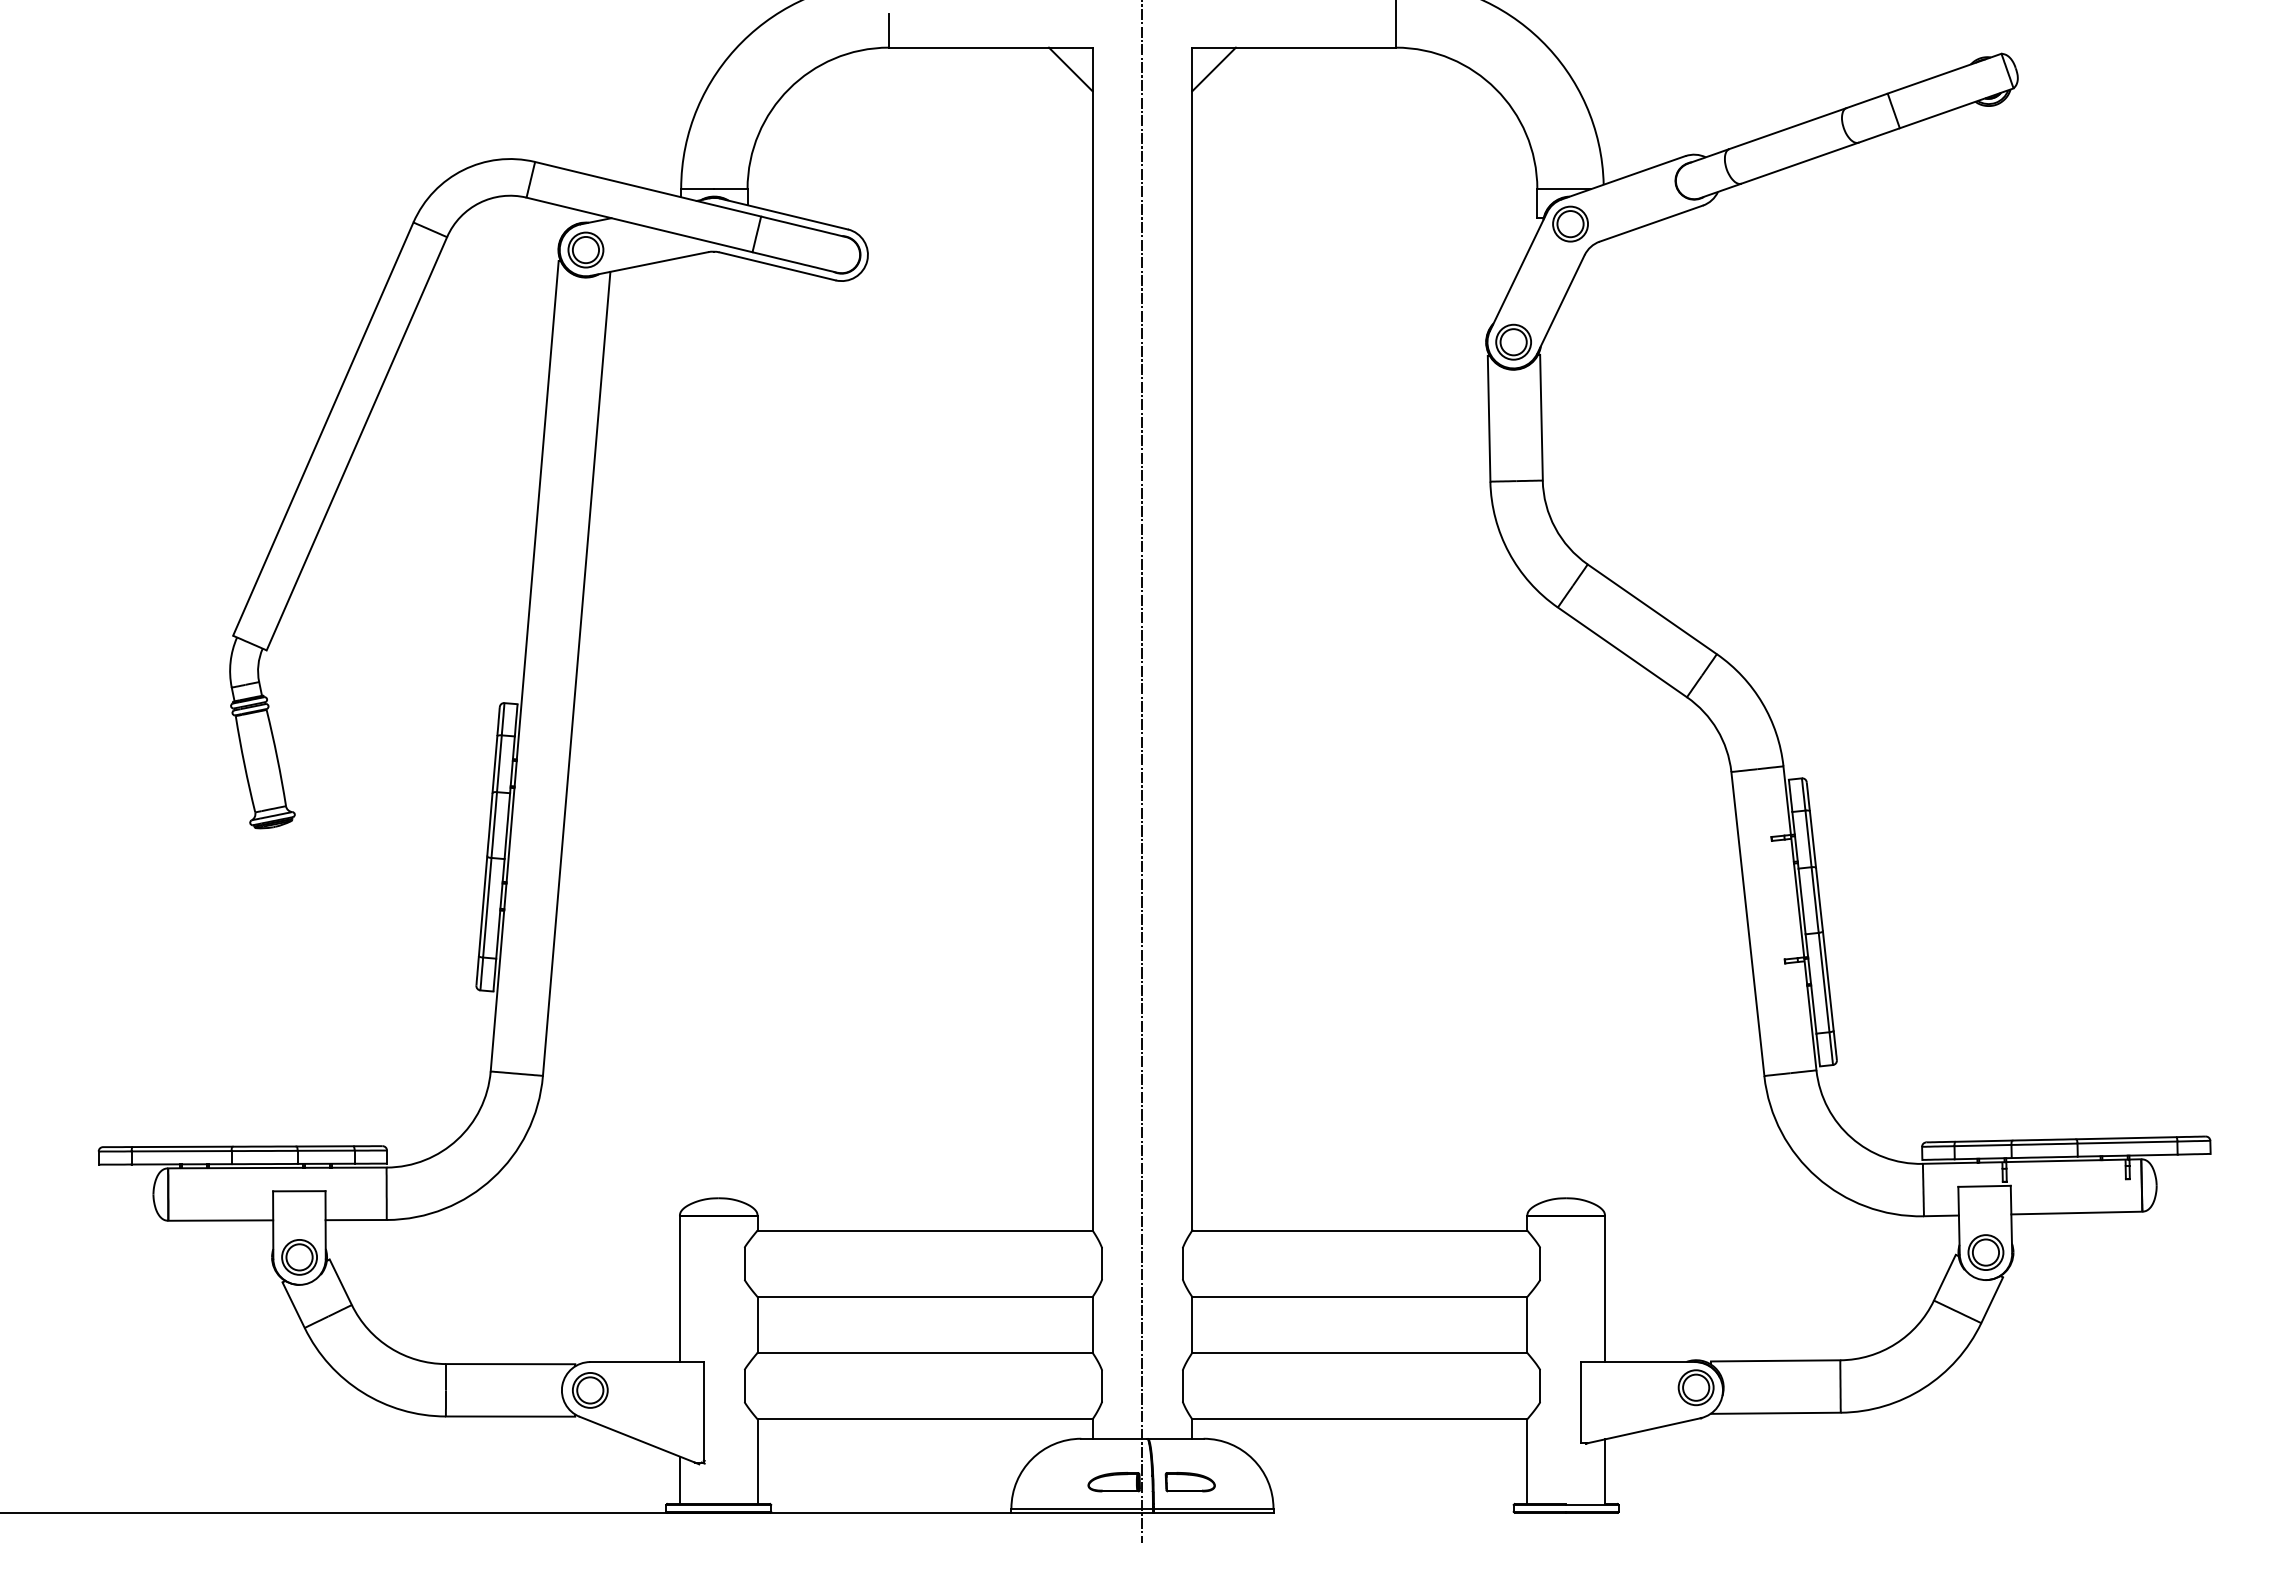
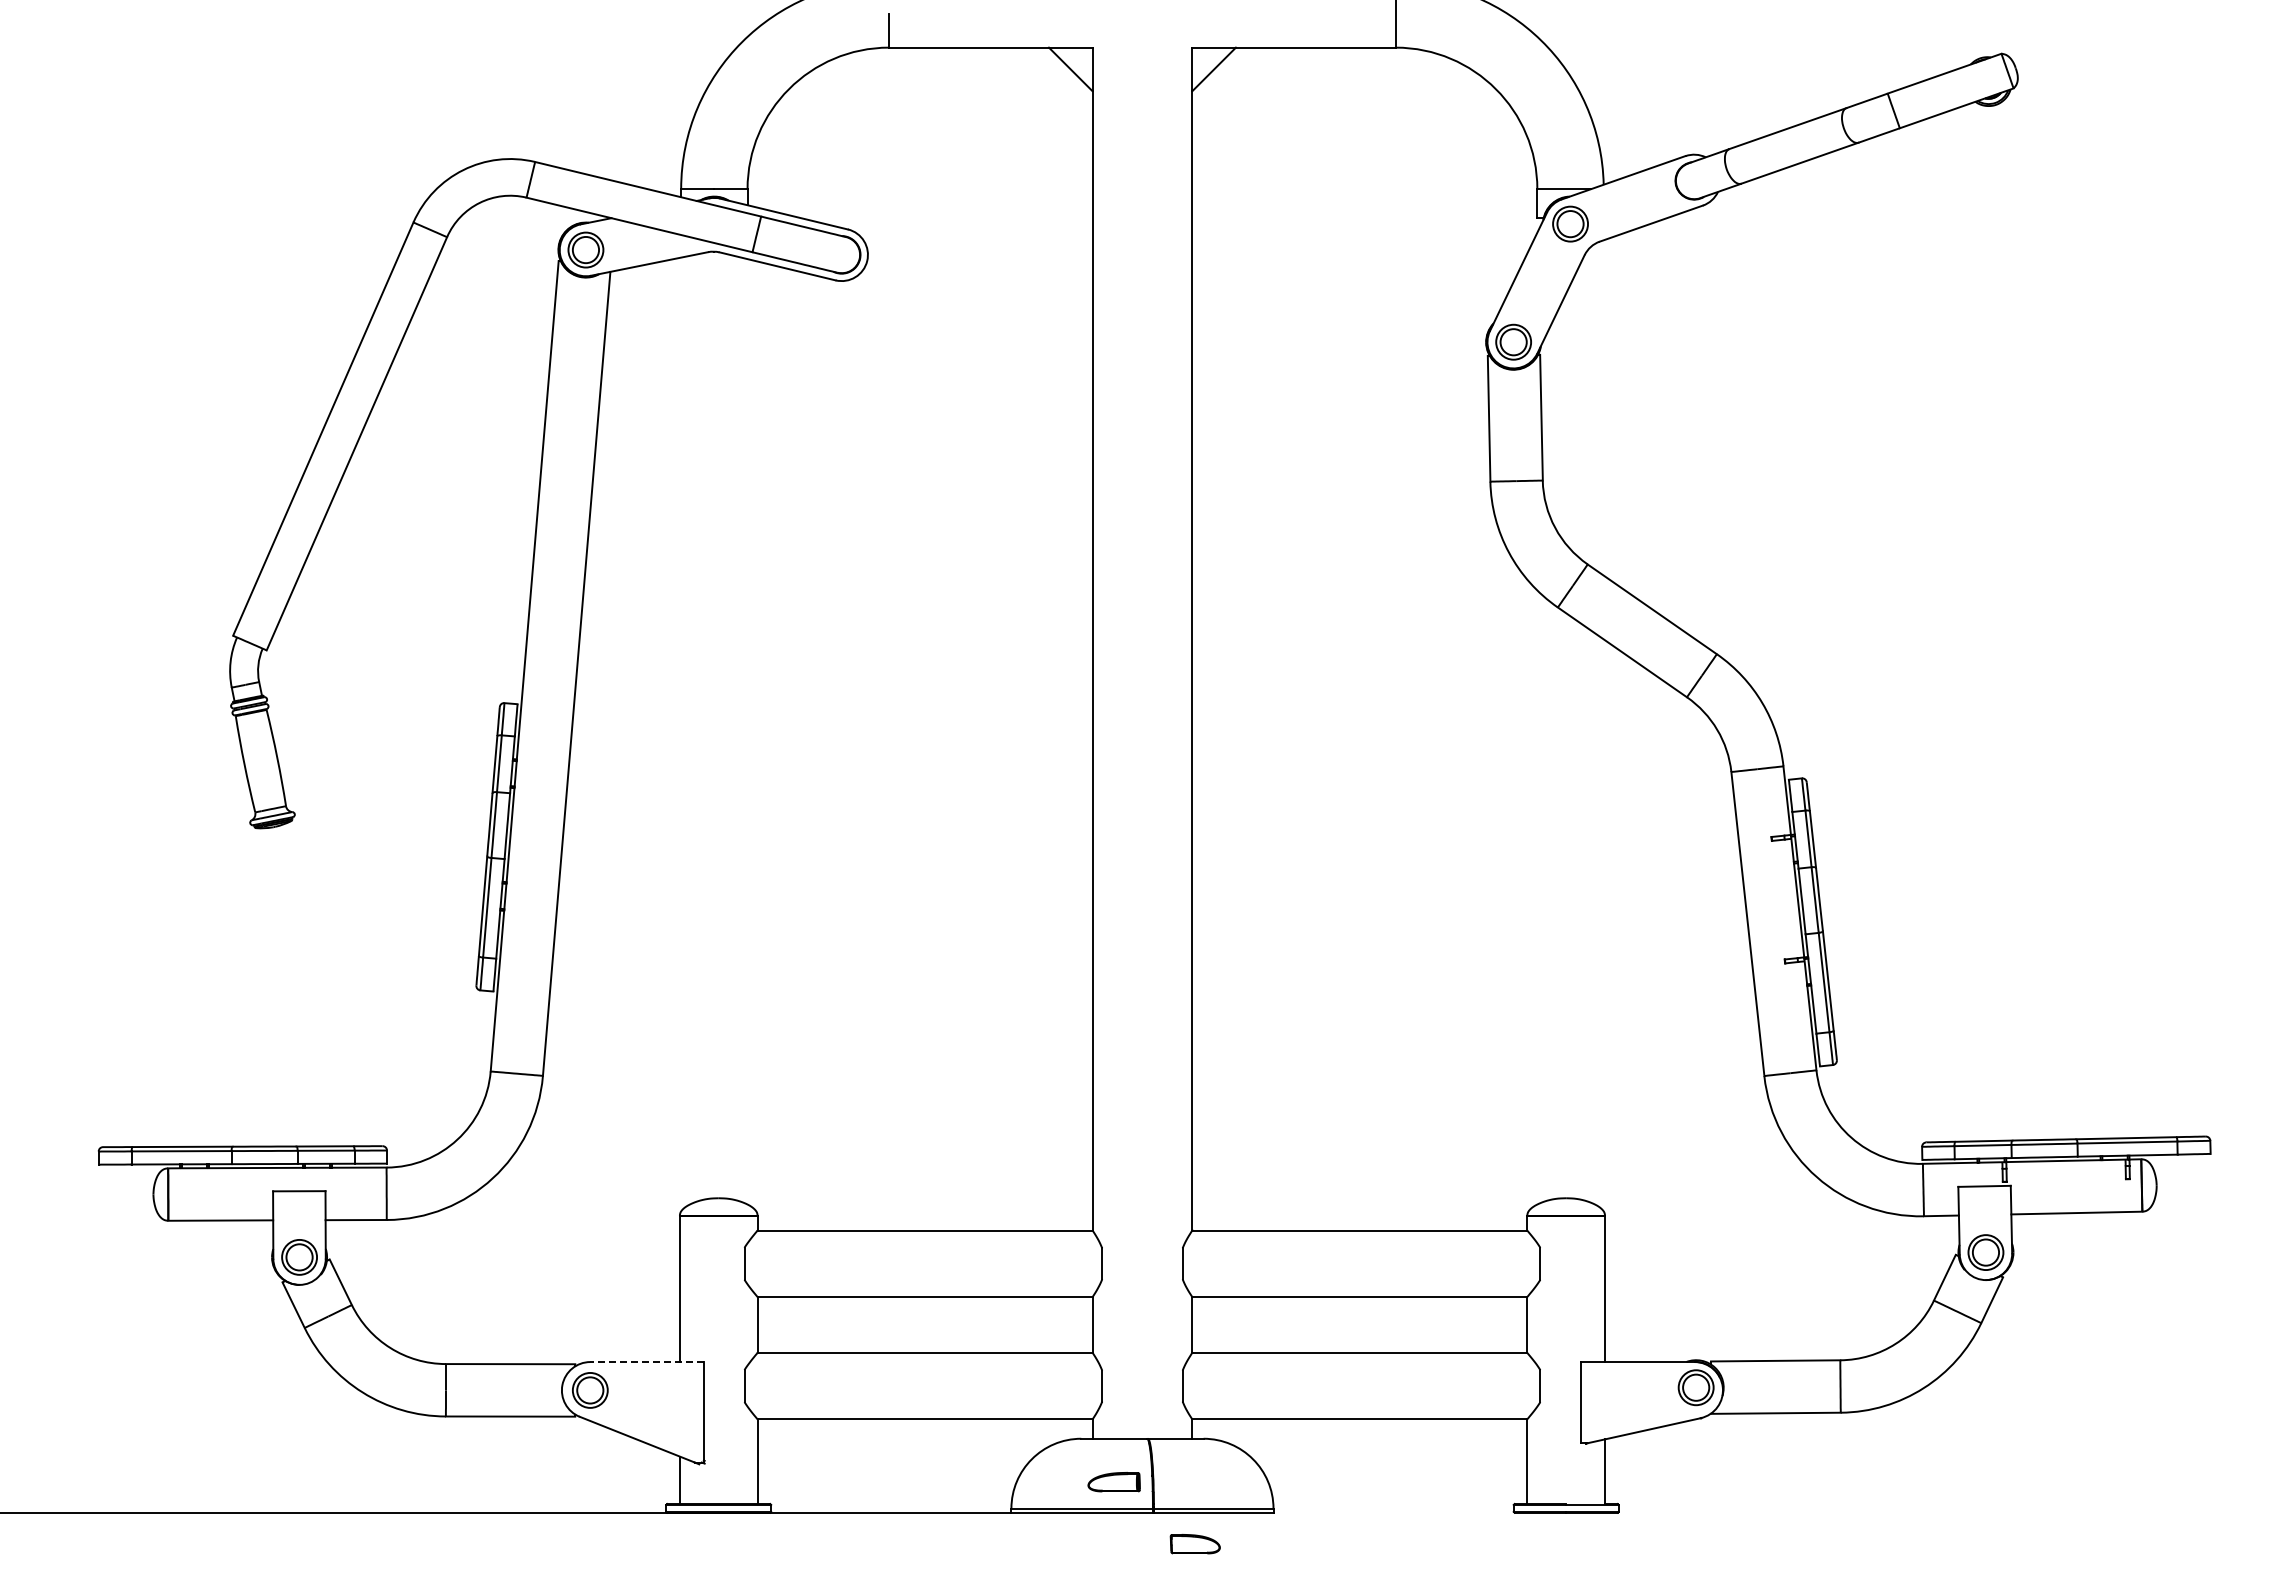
line: present -> none (1142, 772)
line: solid -> dashed (647, 1362)
part position: (1189, 1482) -> (1194, 1544) (1194, 1544)
